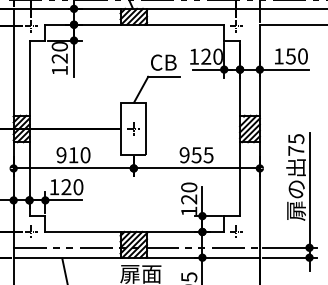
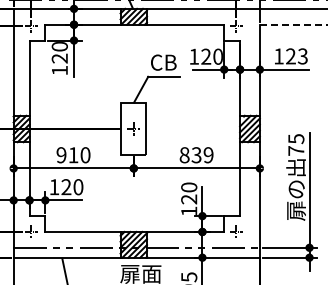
line: solid -> dashed (293, 24)
text: 150 -> 123 (296, 56)
text: 955 -> 839 (196, 155)
